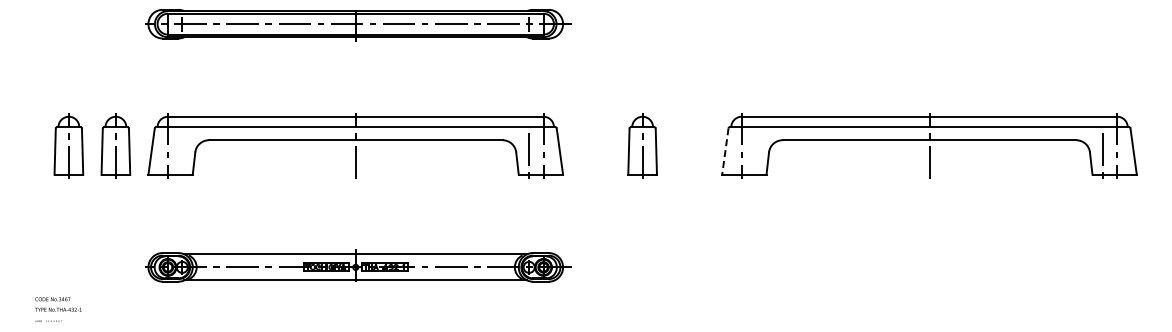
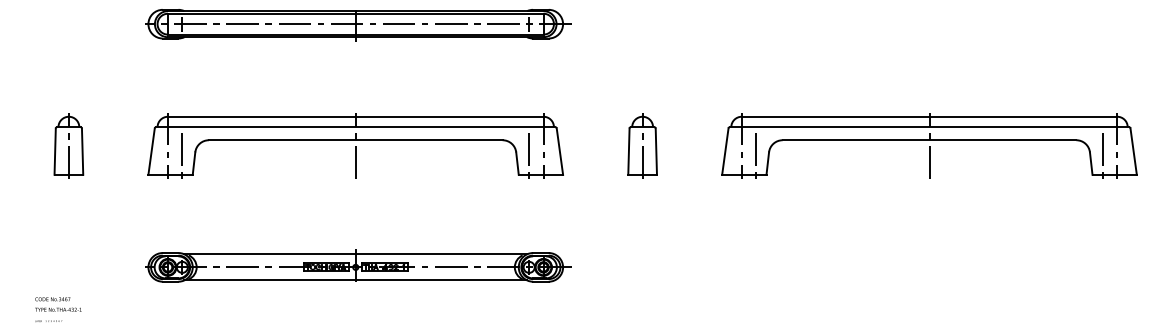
part: present -> none (115, 145)
line: dashed -> solid (725, 152)
line: none -> present (182, 155)
line: none -> present (756, 155)
